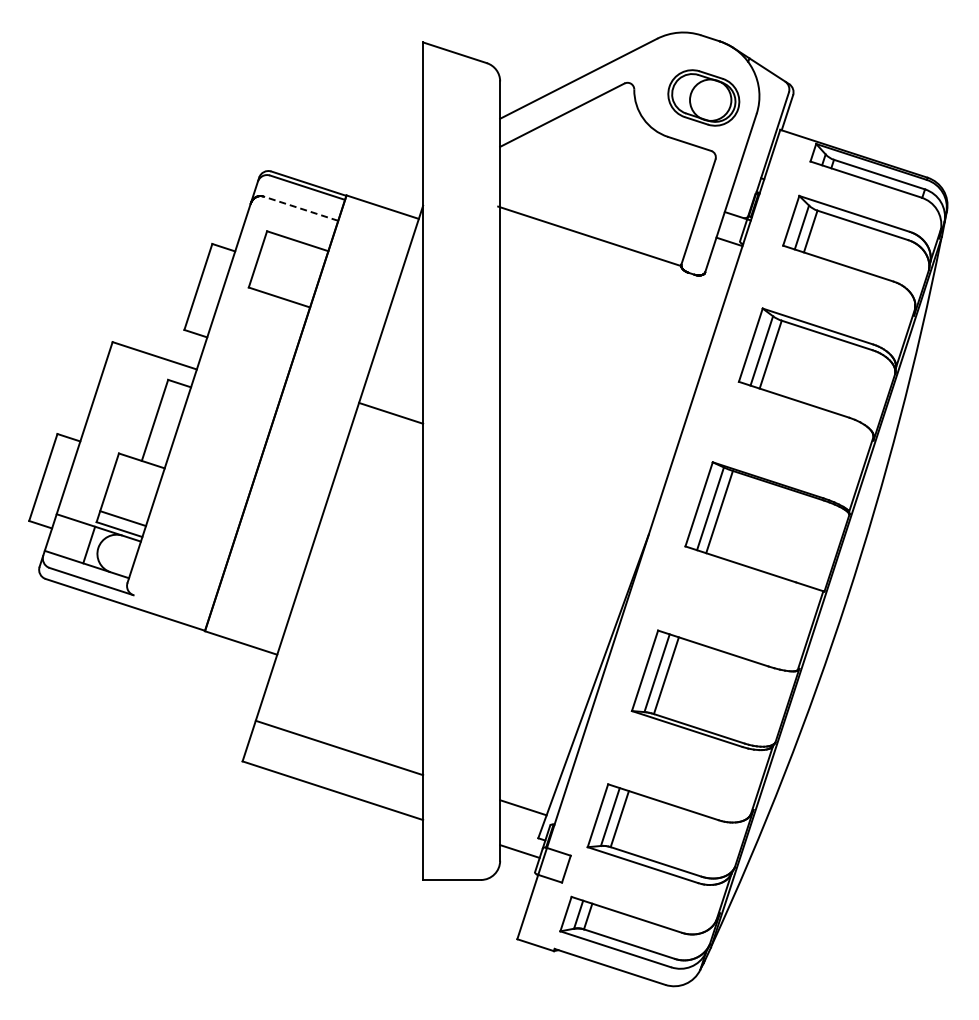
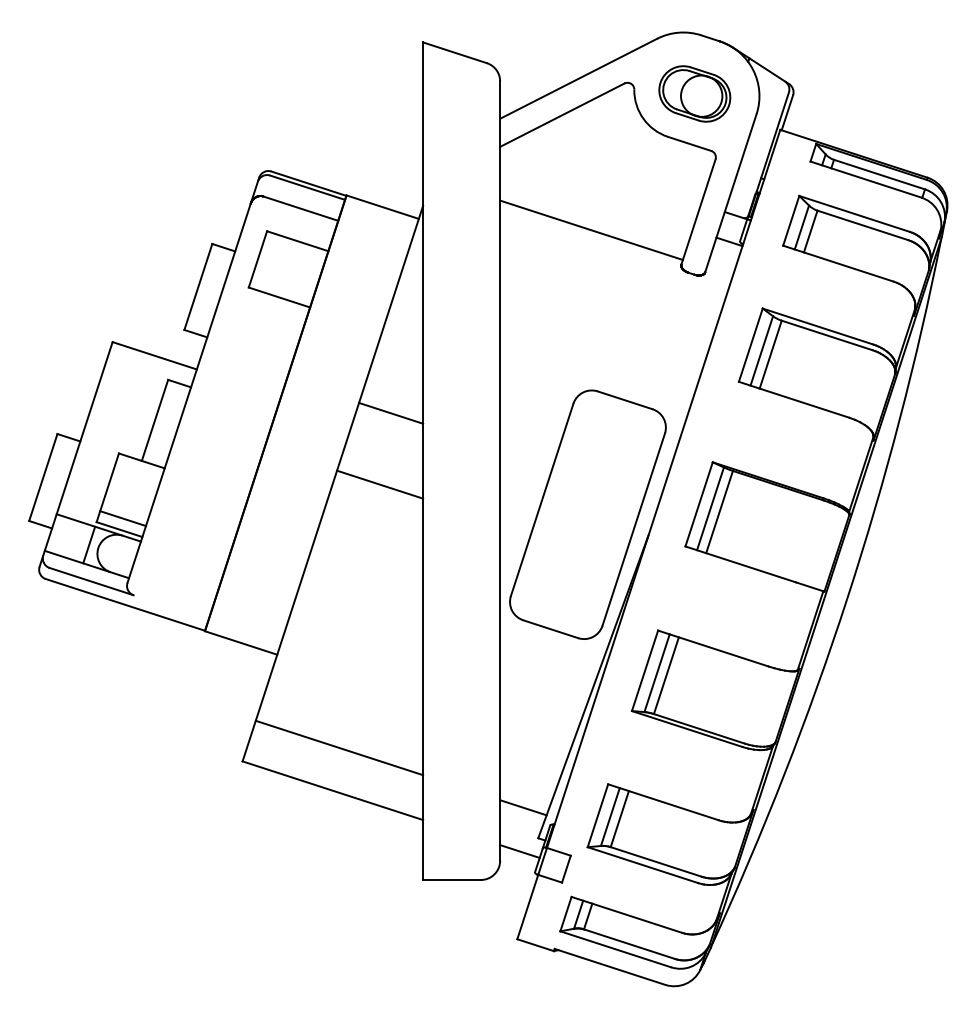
part position: (703, 97) -> (694, 93) (694, 93)
line: dashed -> solid (300, 208)
line position: (589, 235) -> (591, 229) (591, 229)
line: none -> present (380, 484)
part: none -> present (587, 514)
